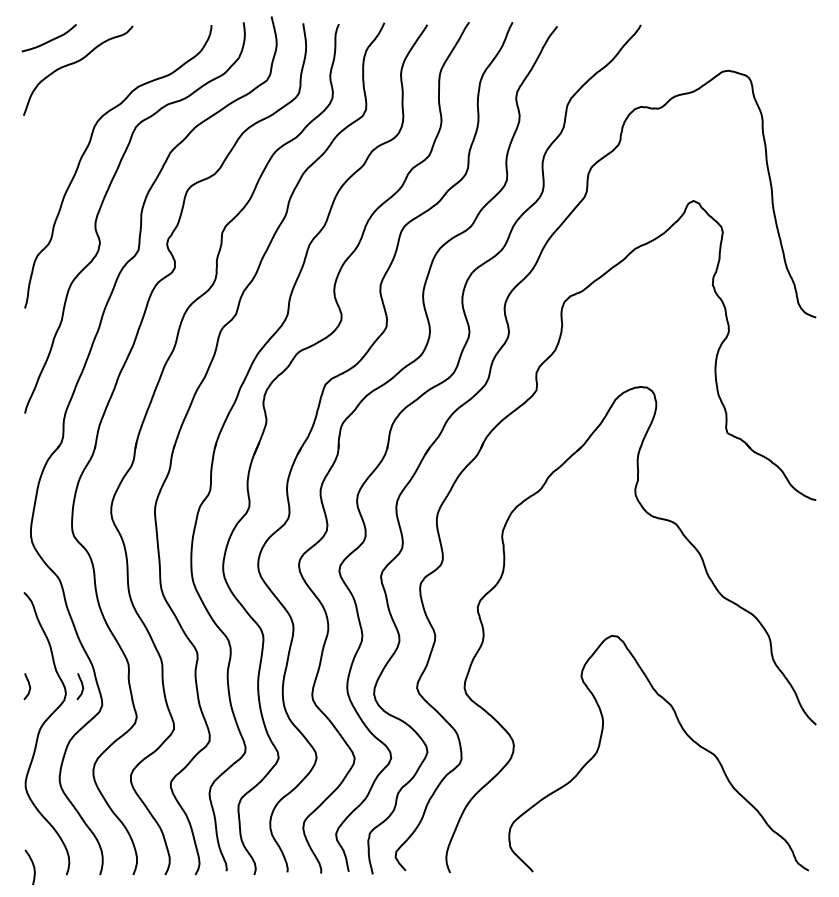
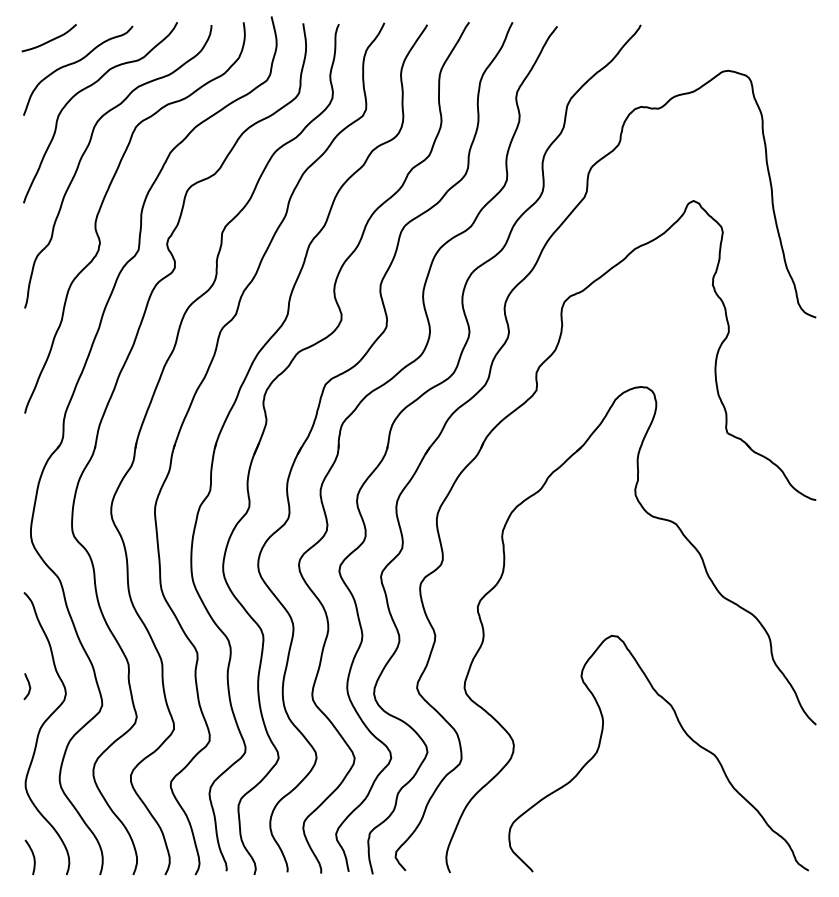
curve: none -> present (87, 88)
curve: present -> none (81, 686)
curve position: (32, 865) -> (32, 855) (32, 855)
